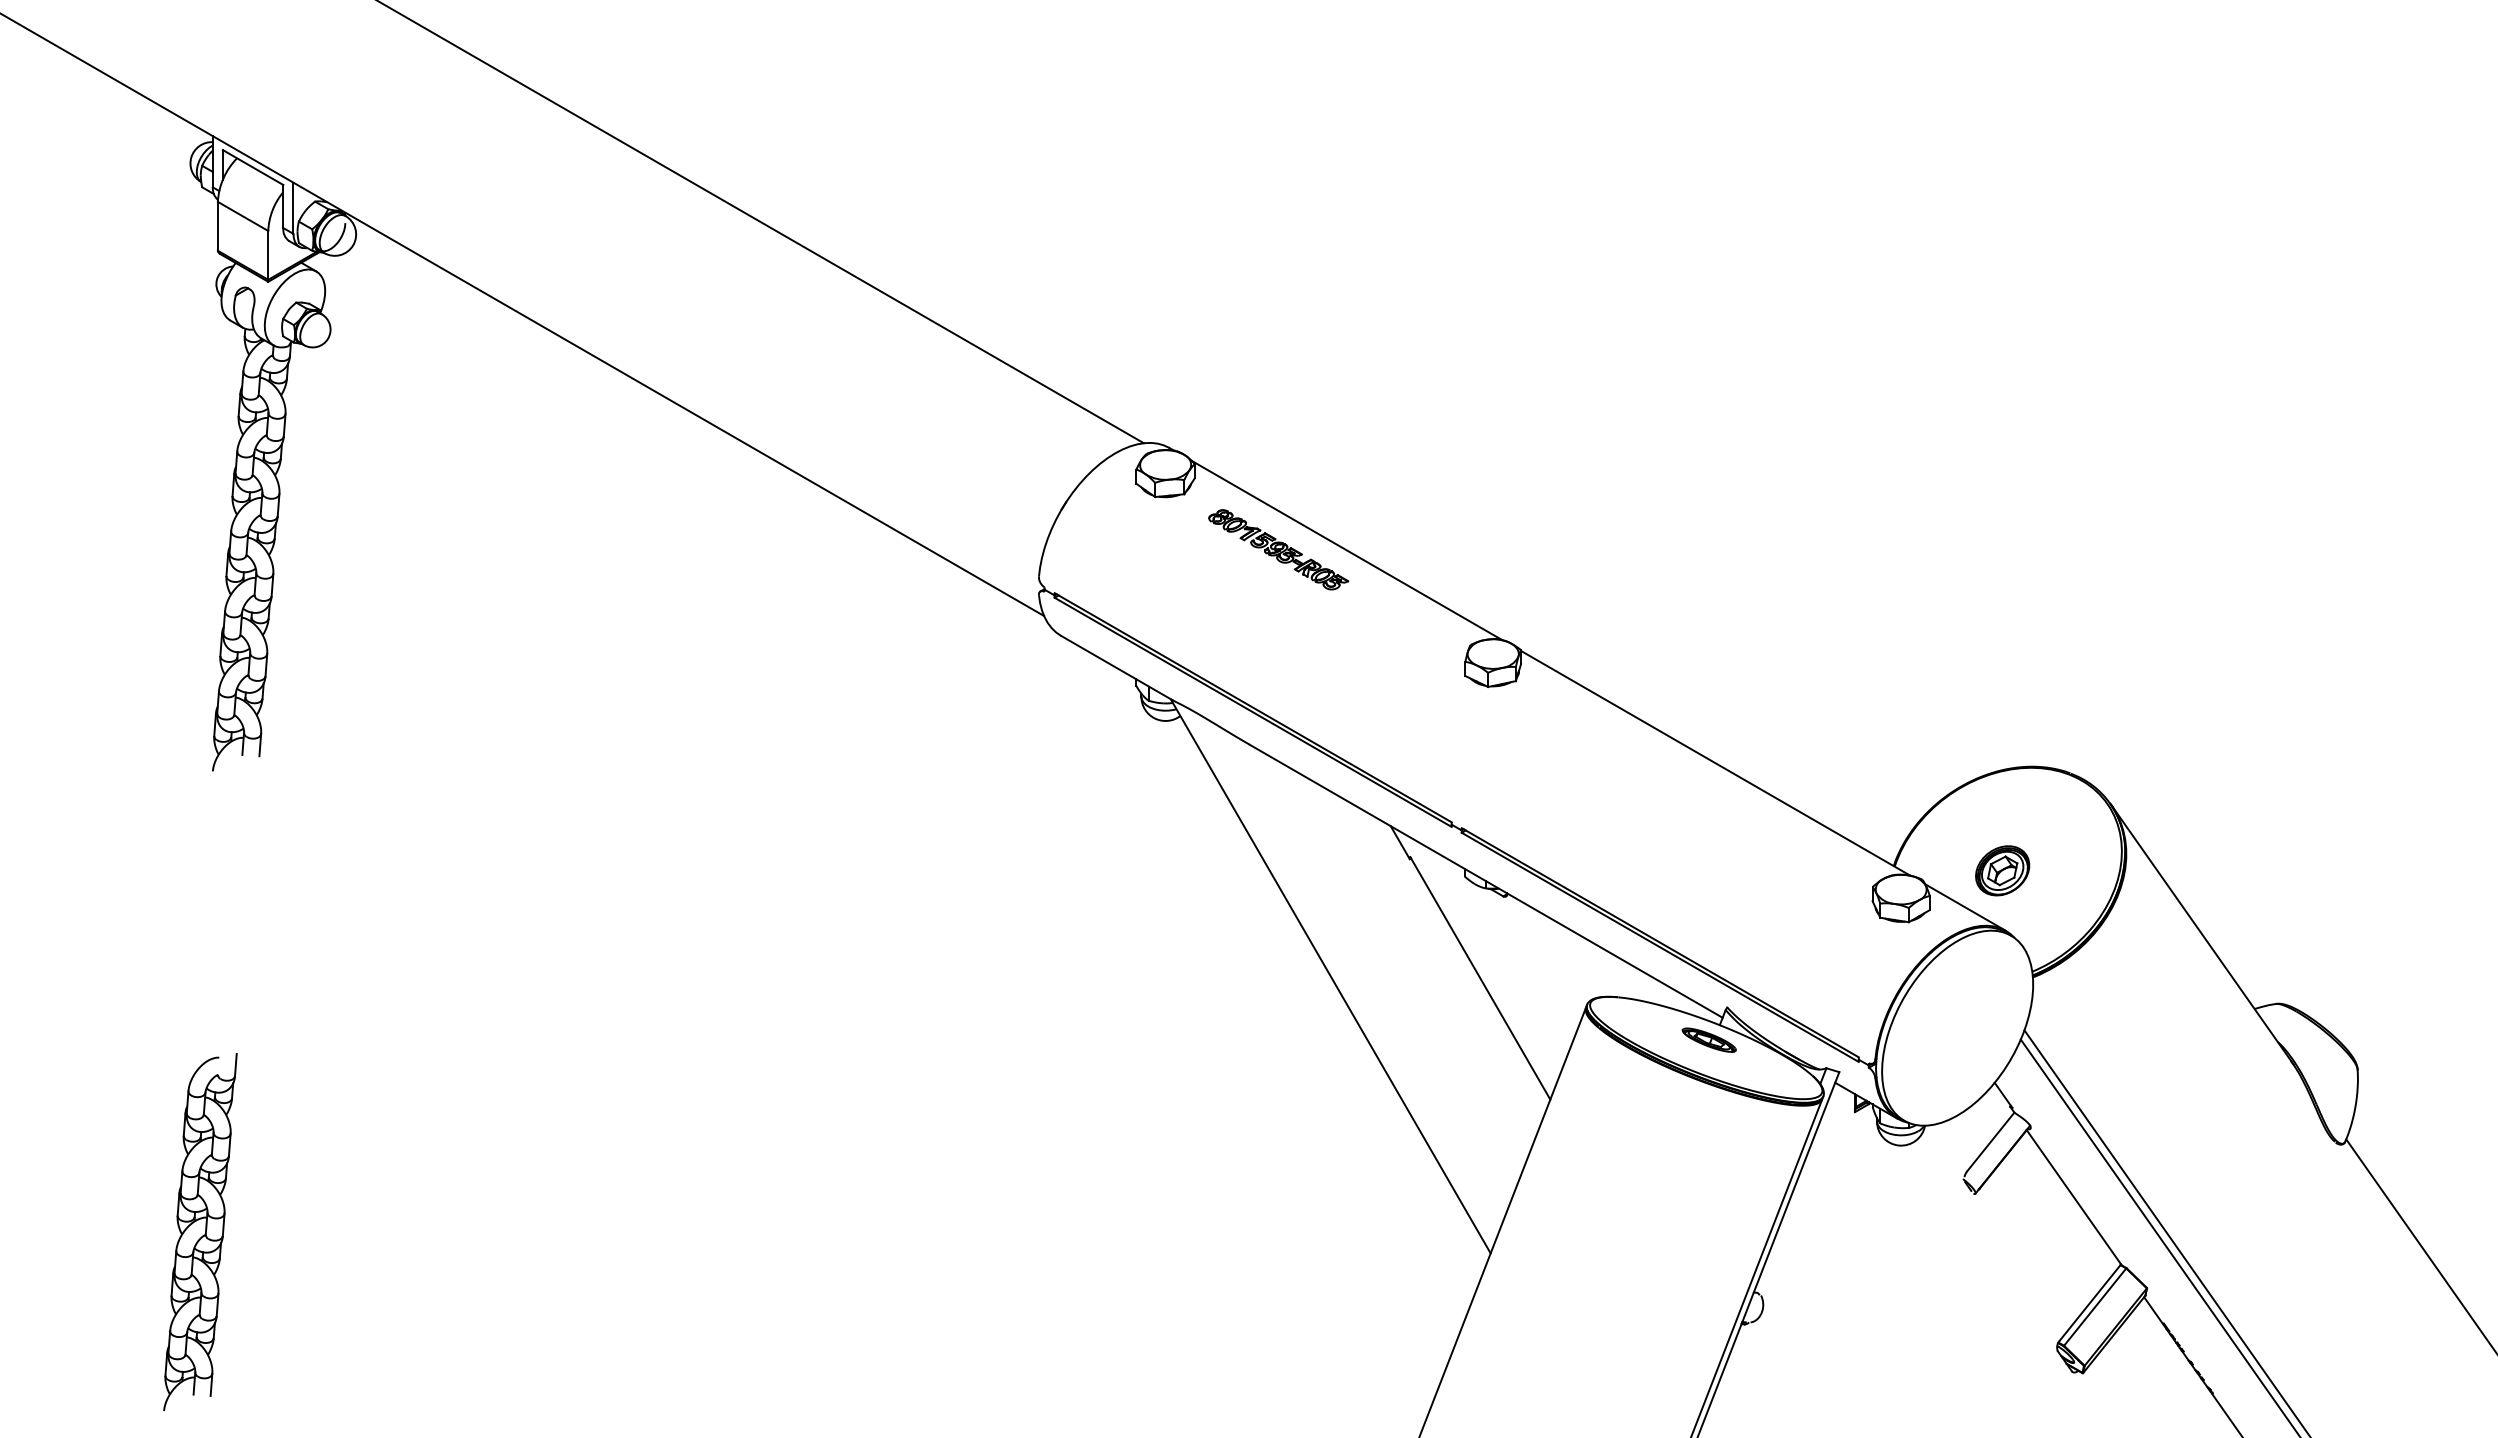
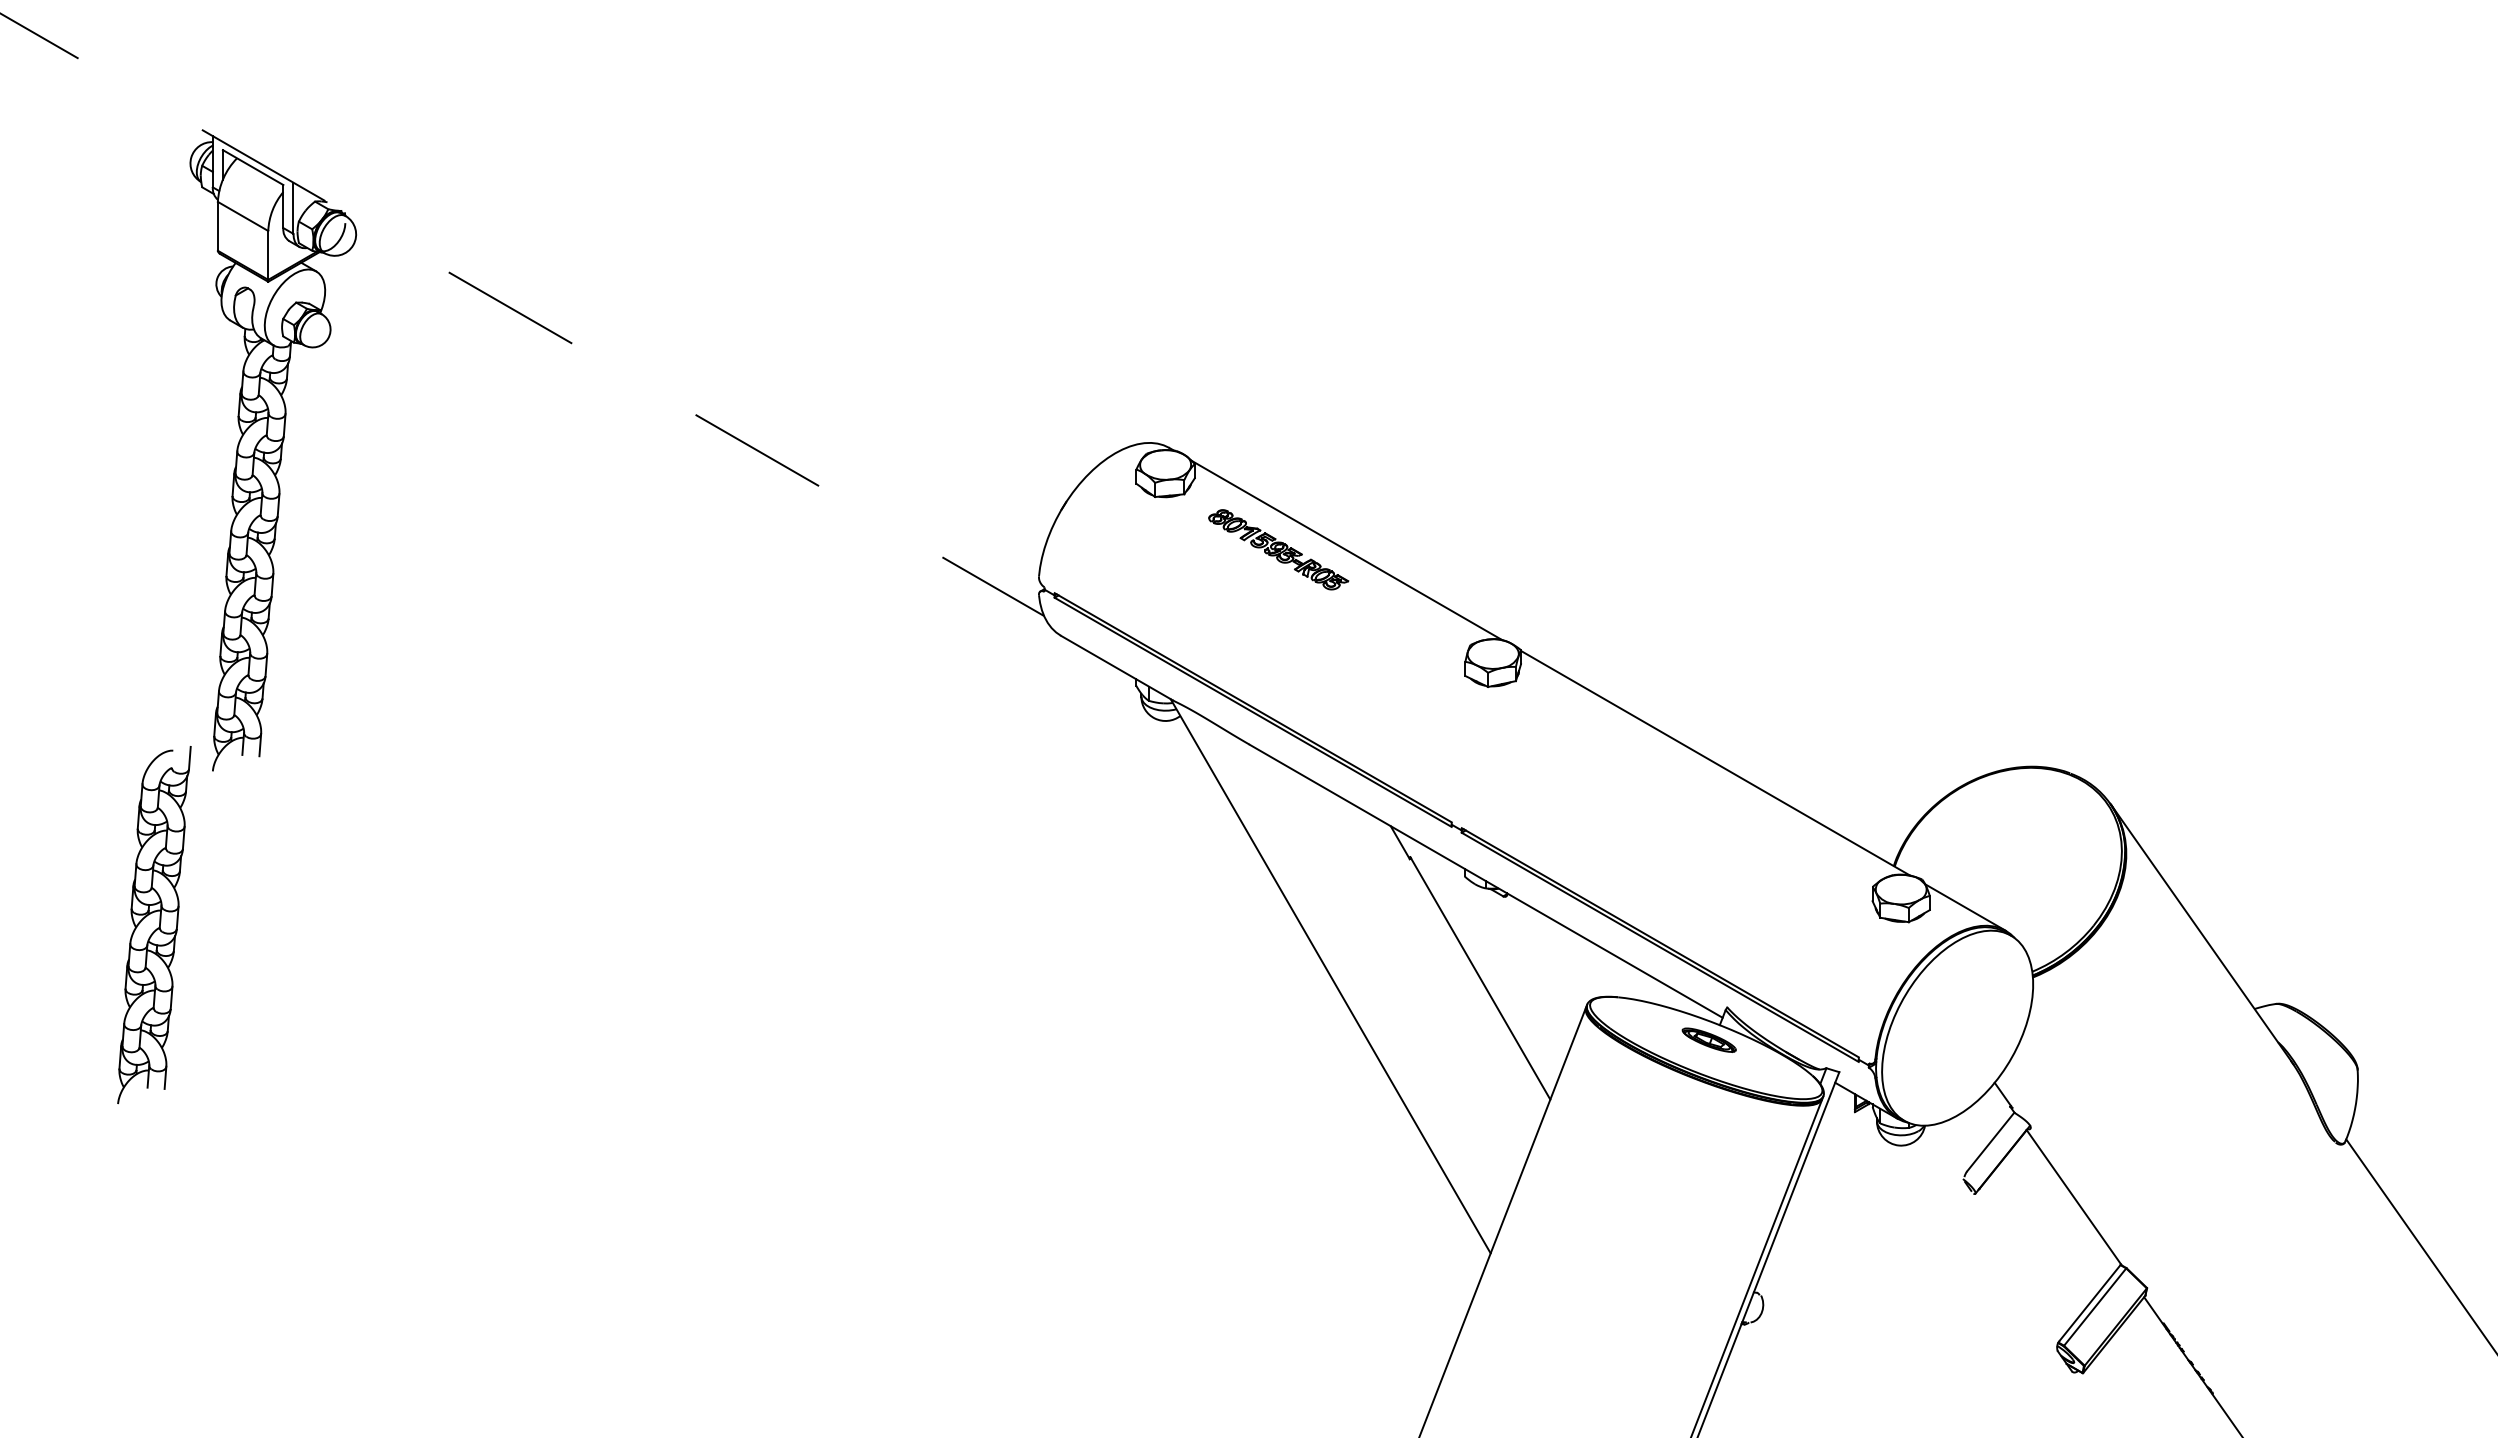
line: present -> none (761, 222)
line: solid -> dashed (522, 314)
part: present -> none (2002, 870)
part position: (200, 1232) -> (154, 925) (154, 925)
line: present -> none (2166, 1232)
line: present -> none (2159, 1236)
